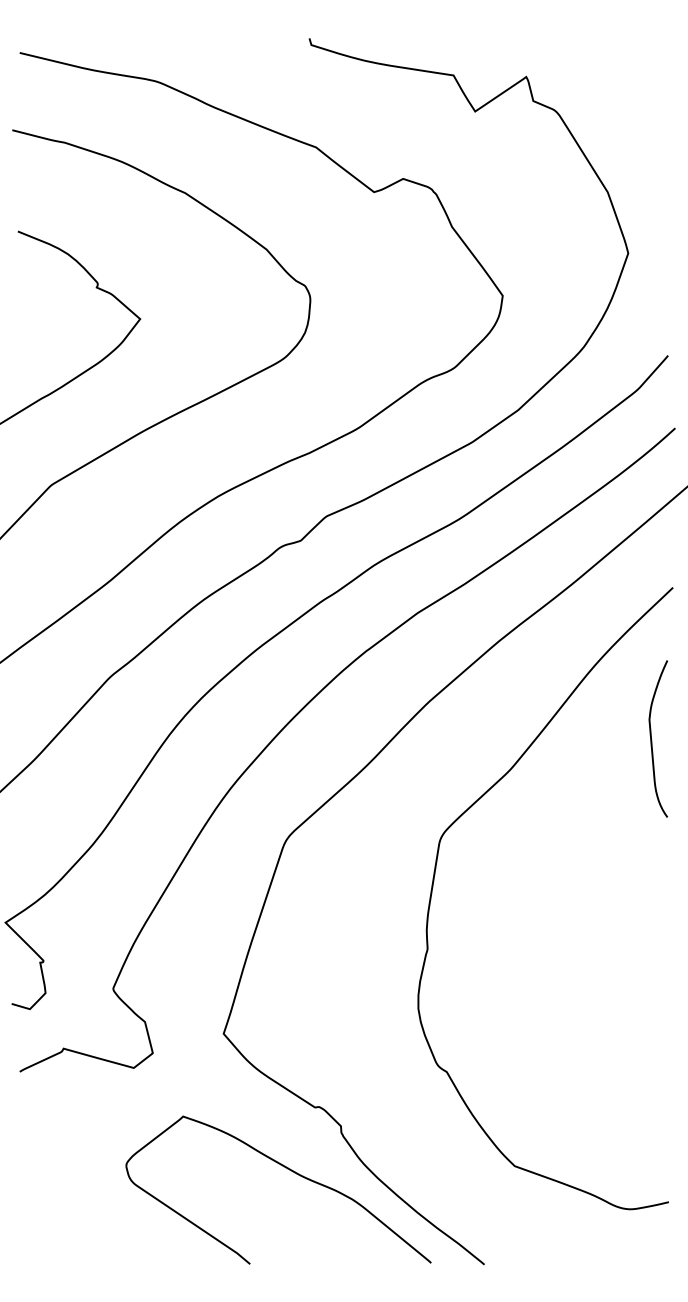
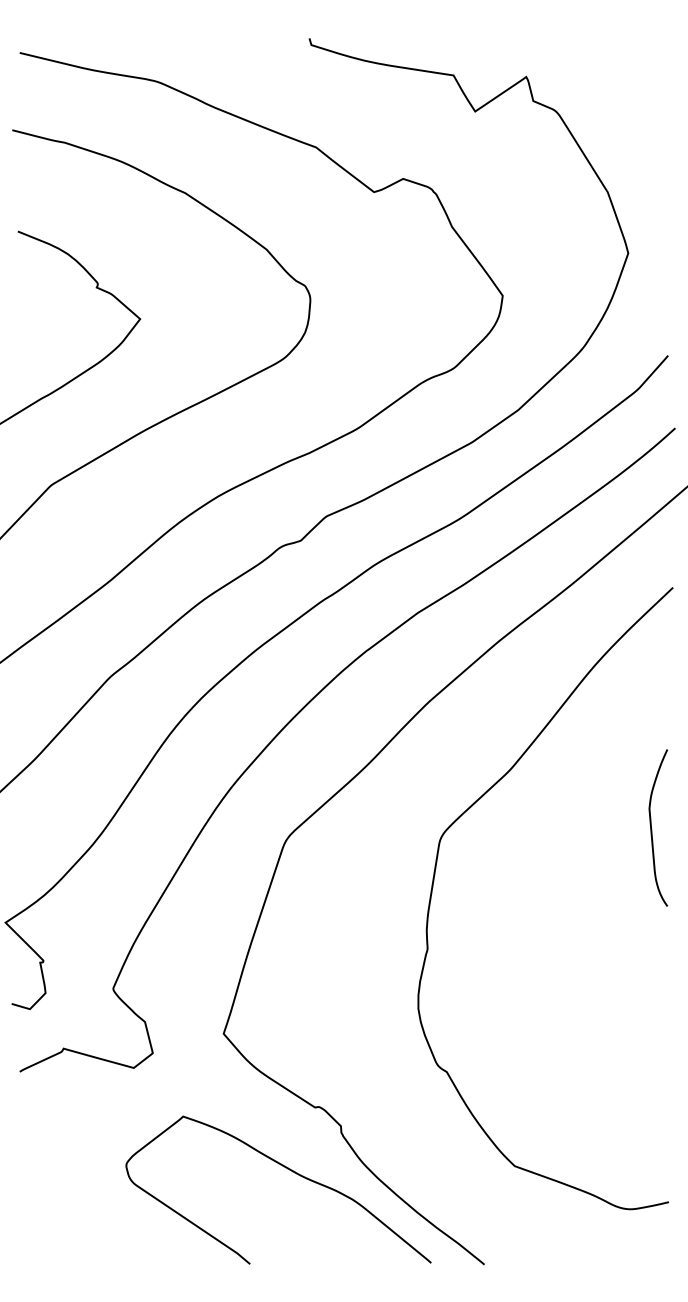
curve position: (652, 740) -> (652, 829) (652, 829)
